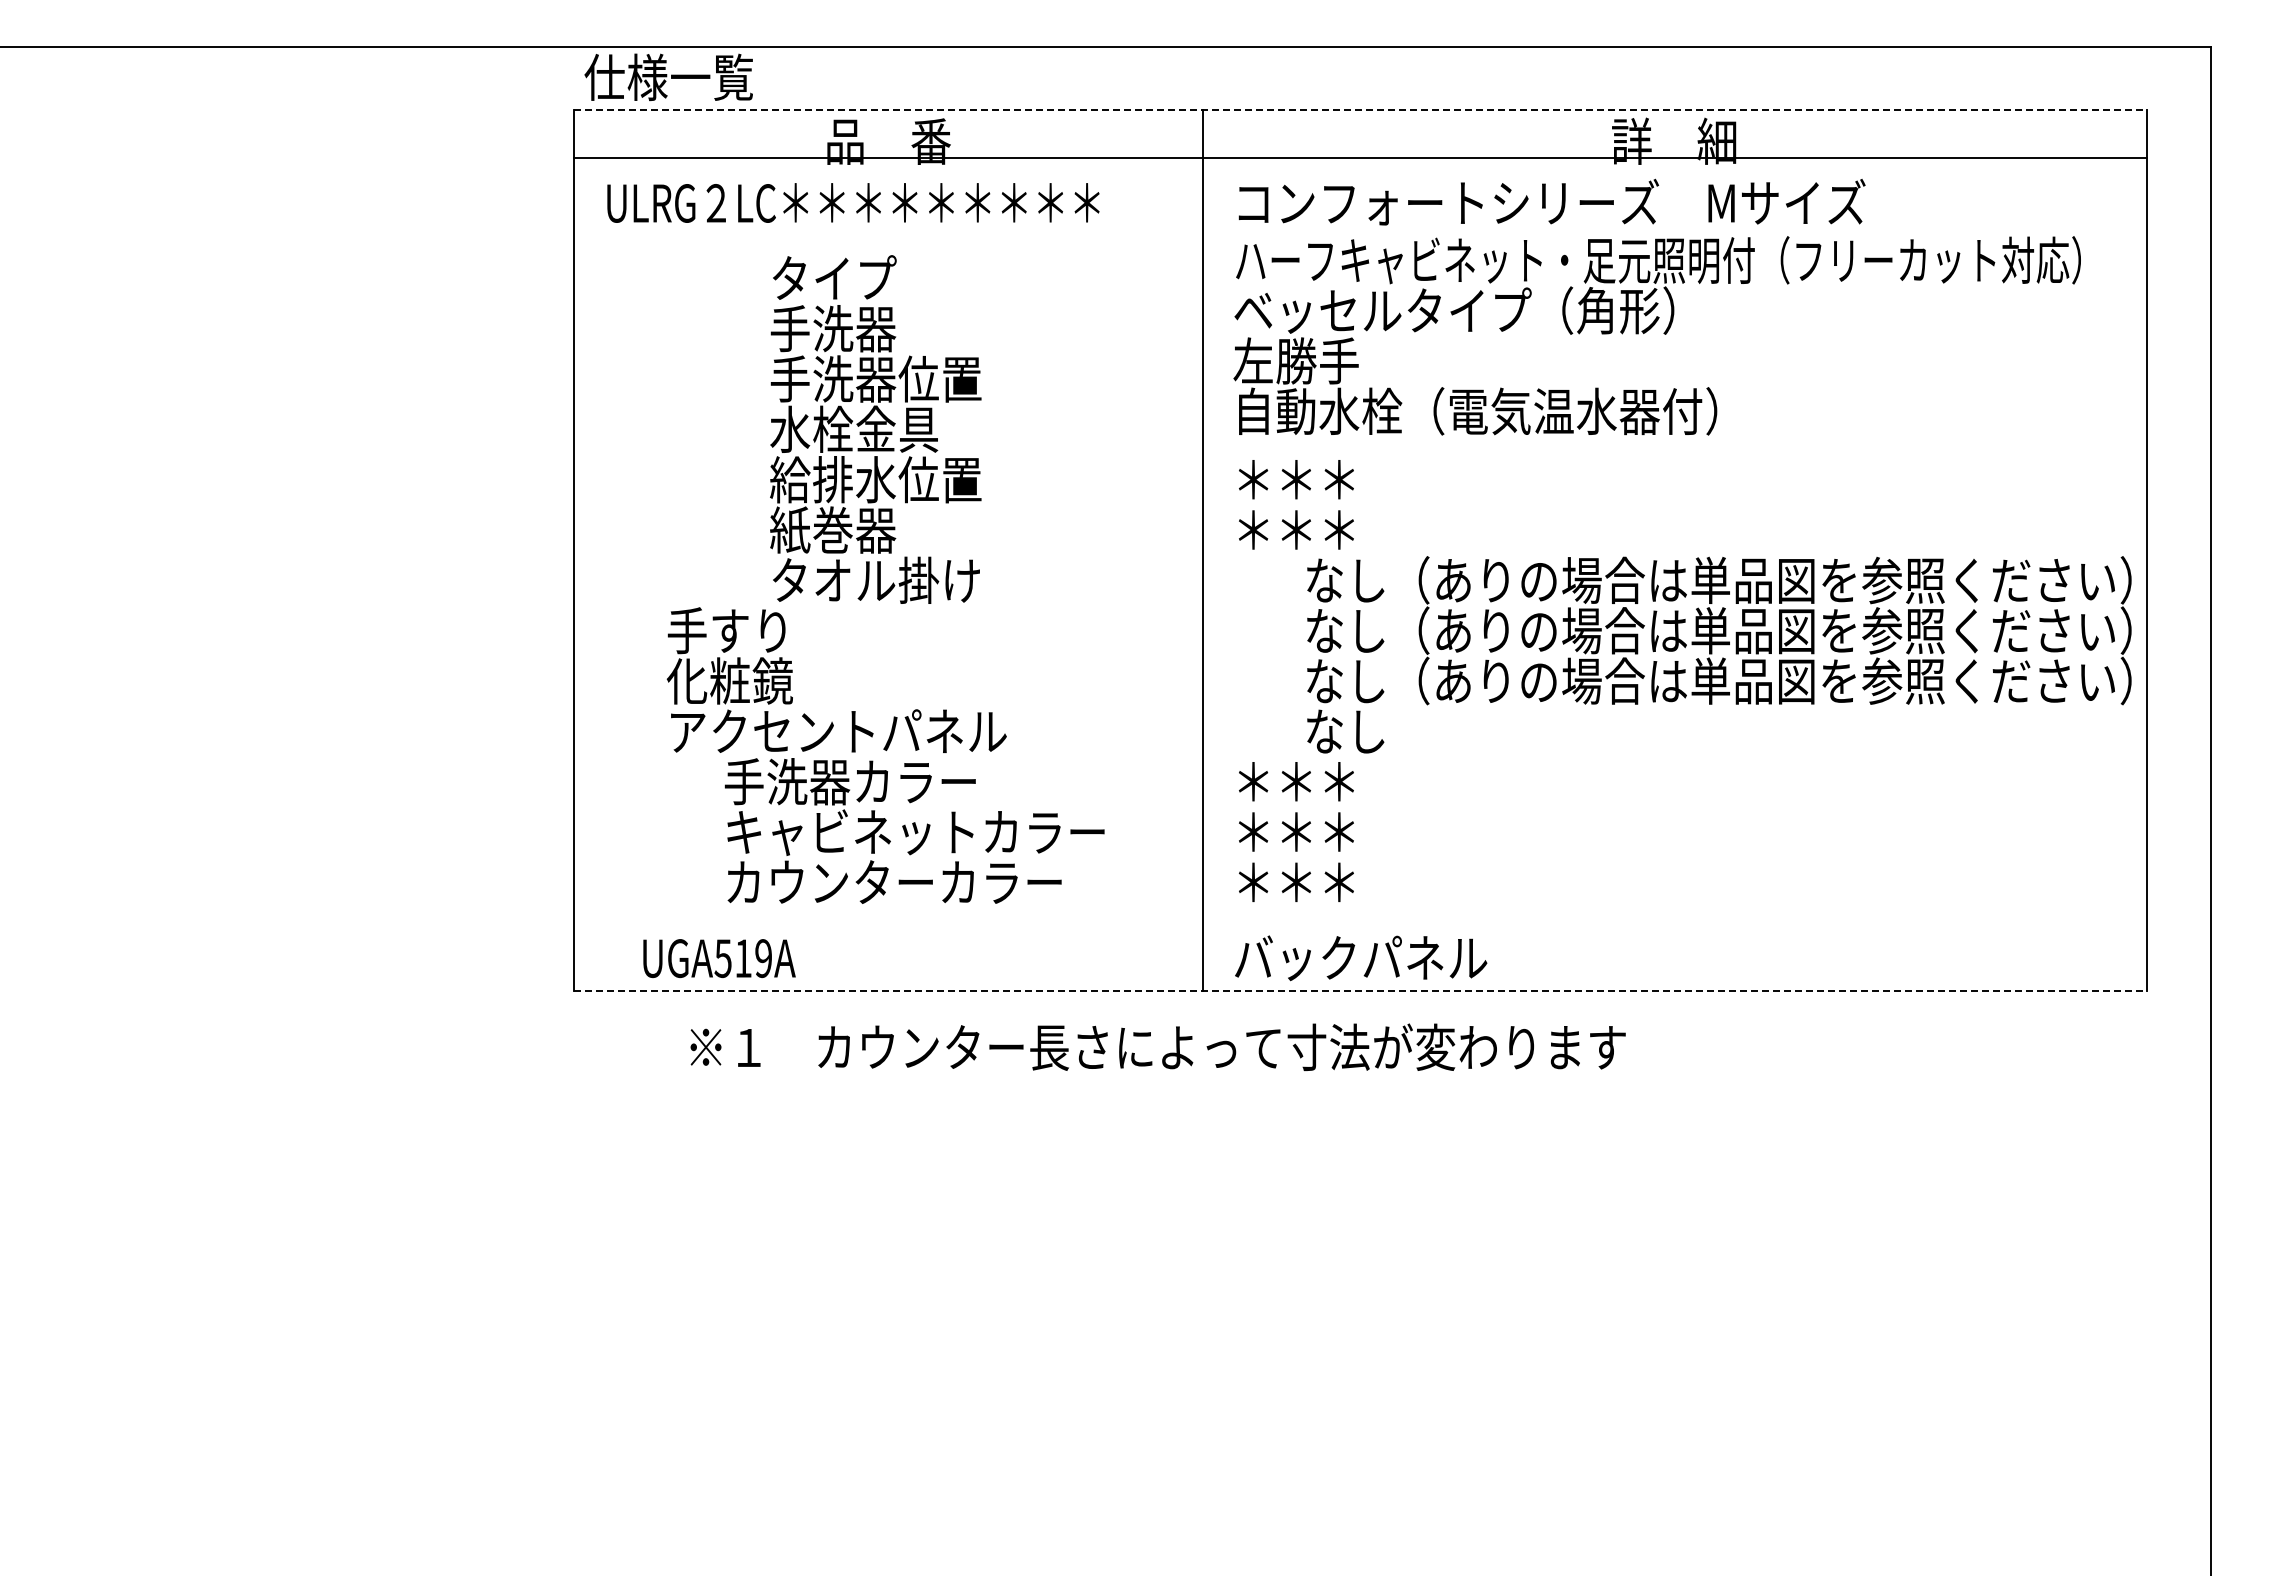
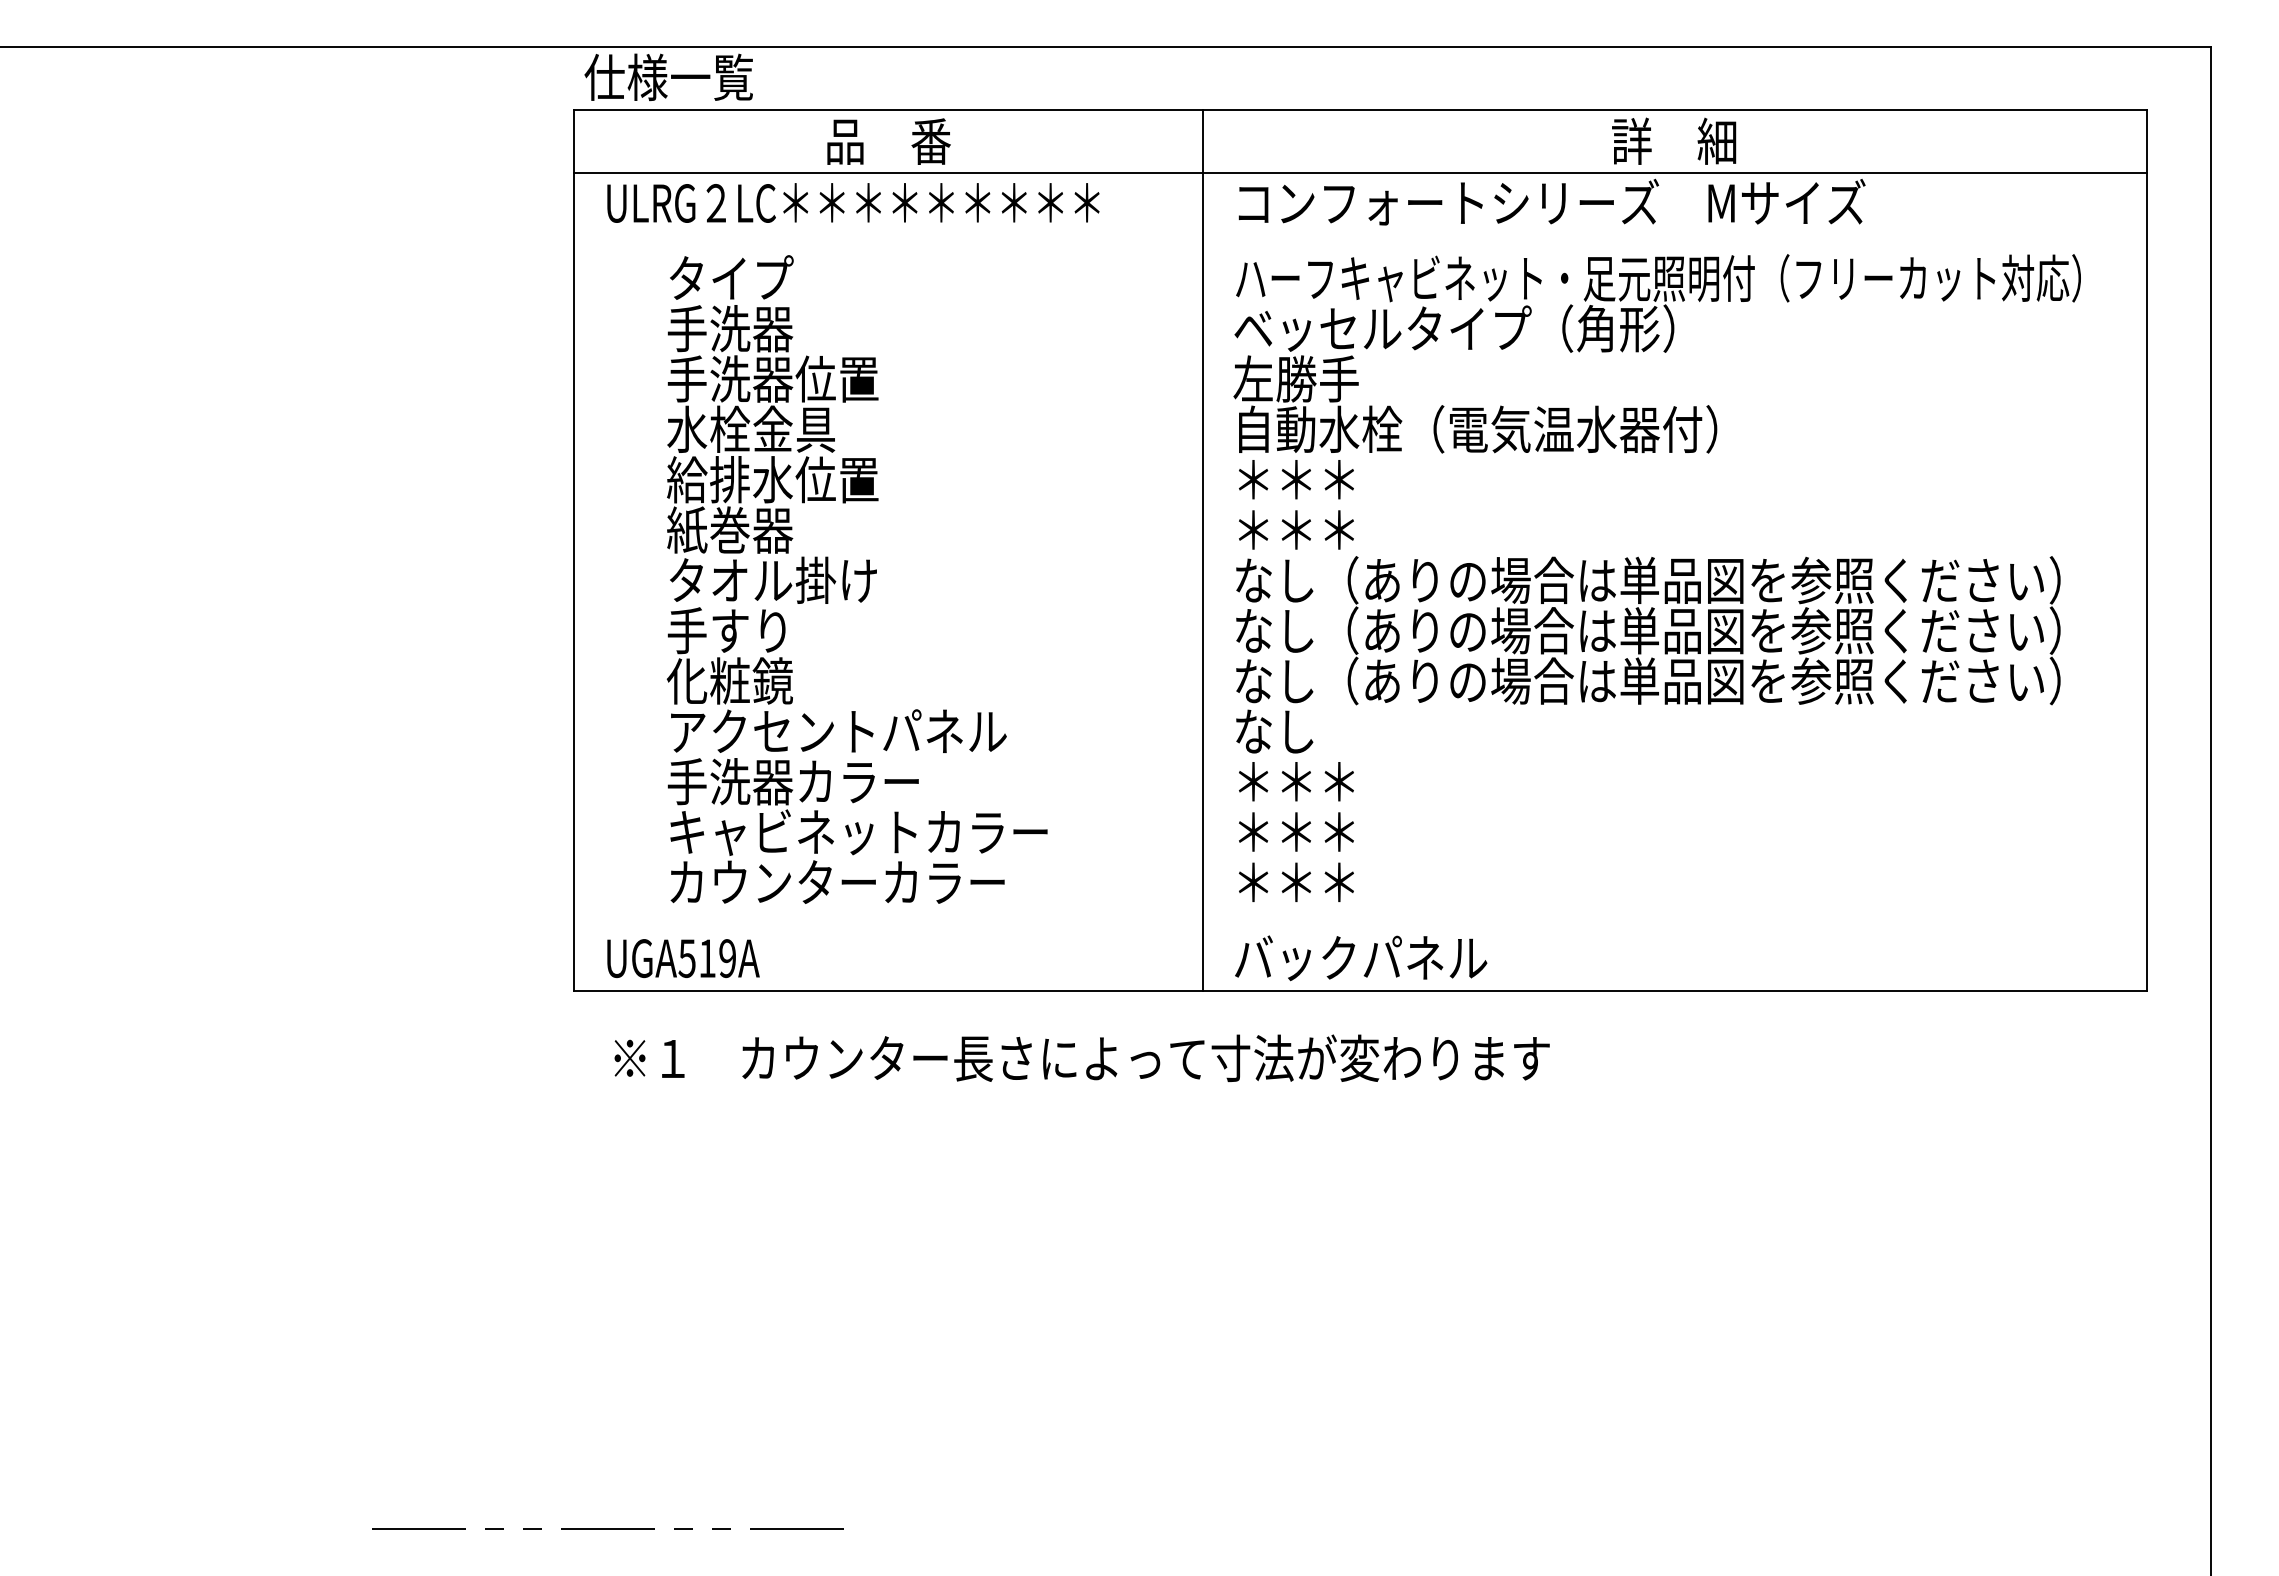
line: dashed -> solid (1360, 110)
line position: (1359, 158) -> (1359, 173) (1359, 173)
text position: (1656, 335) -> (1656, 353) (1656, 353)
text position: (875, 429) -> (772, 429) (772, 429)
text position: (1719, 654) -> (1648, 654) (1648, 654)
text position: (914, 830) -> (857, 830) (857, 830)
text position: (719, 958) -> (683, 958) (683, 958)
line: dashed -> solid (1360, 991)
text position: (1157, 1046) -> (1081, 1057) (1081, 1057)
line: none -> present (607, 1528)
